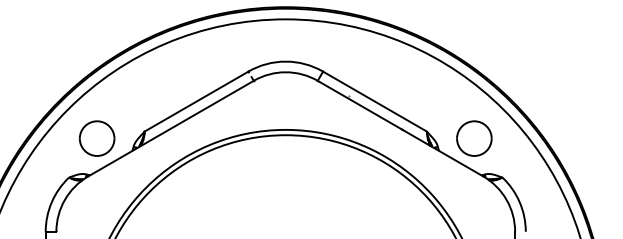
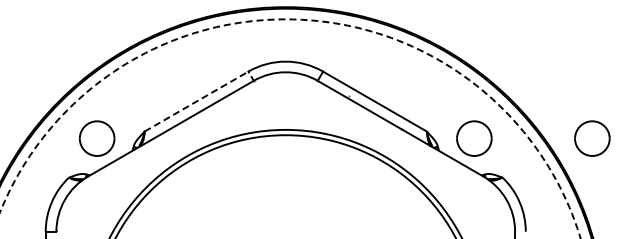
arc: solid -> dashed (300, 19)
line: solid -> dashed (196, 101)
part: none -> present (592, 138)
